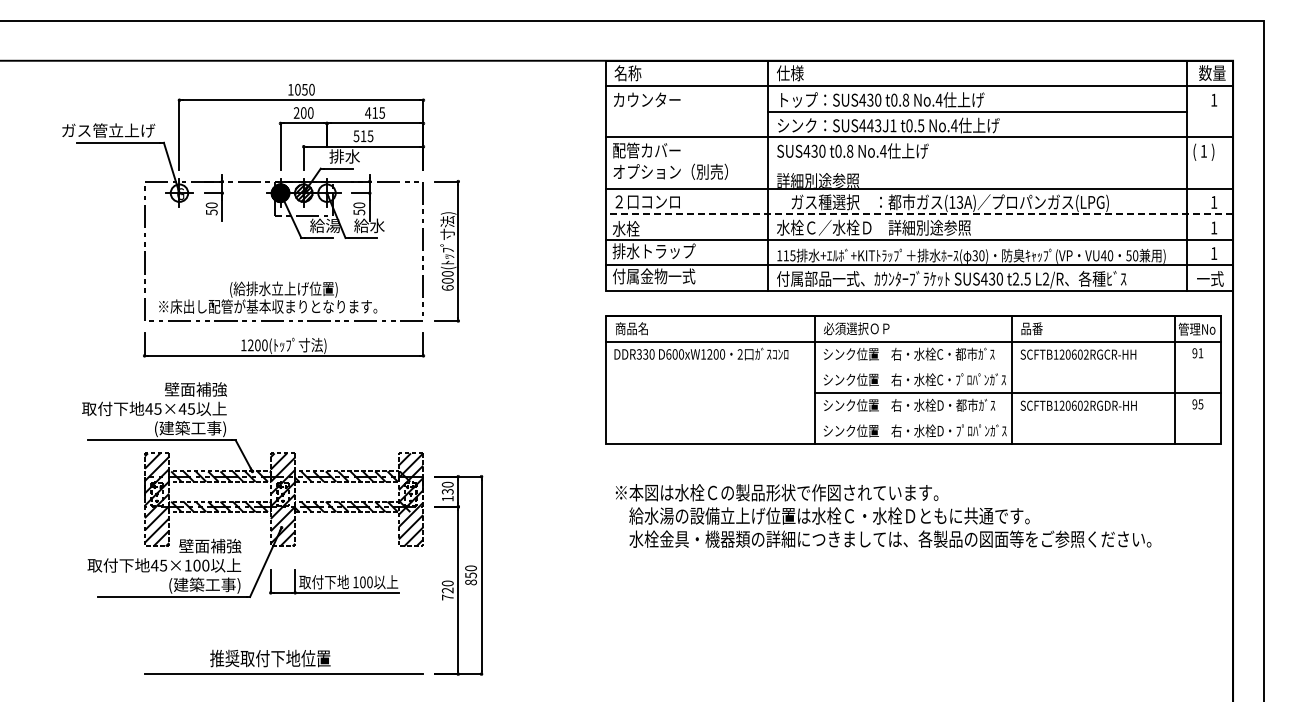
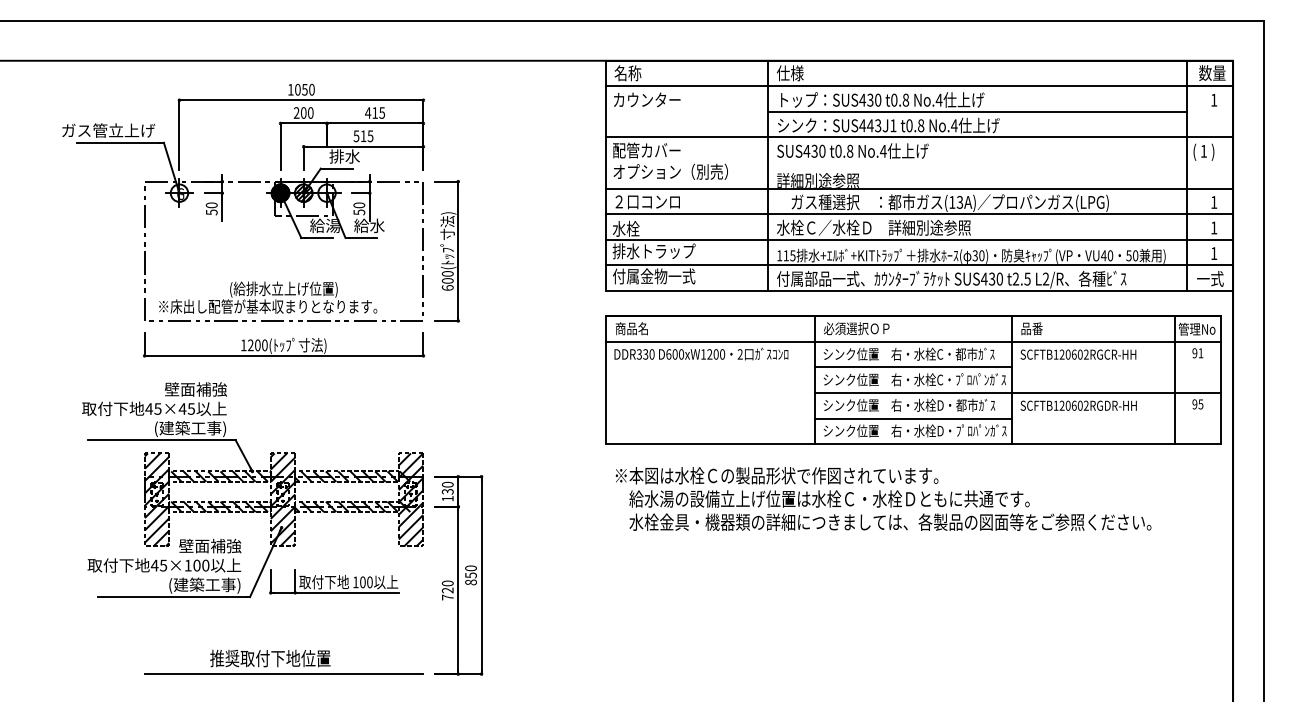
text: t0.5 -> t0.8 (920, 125)
line: dashed -> solid (919, 214)
line: none -> present (913, 367)
line: none -> present (913, 418)
text position: (883, 515) -> (883, 498) (883, 498)
